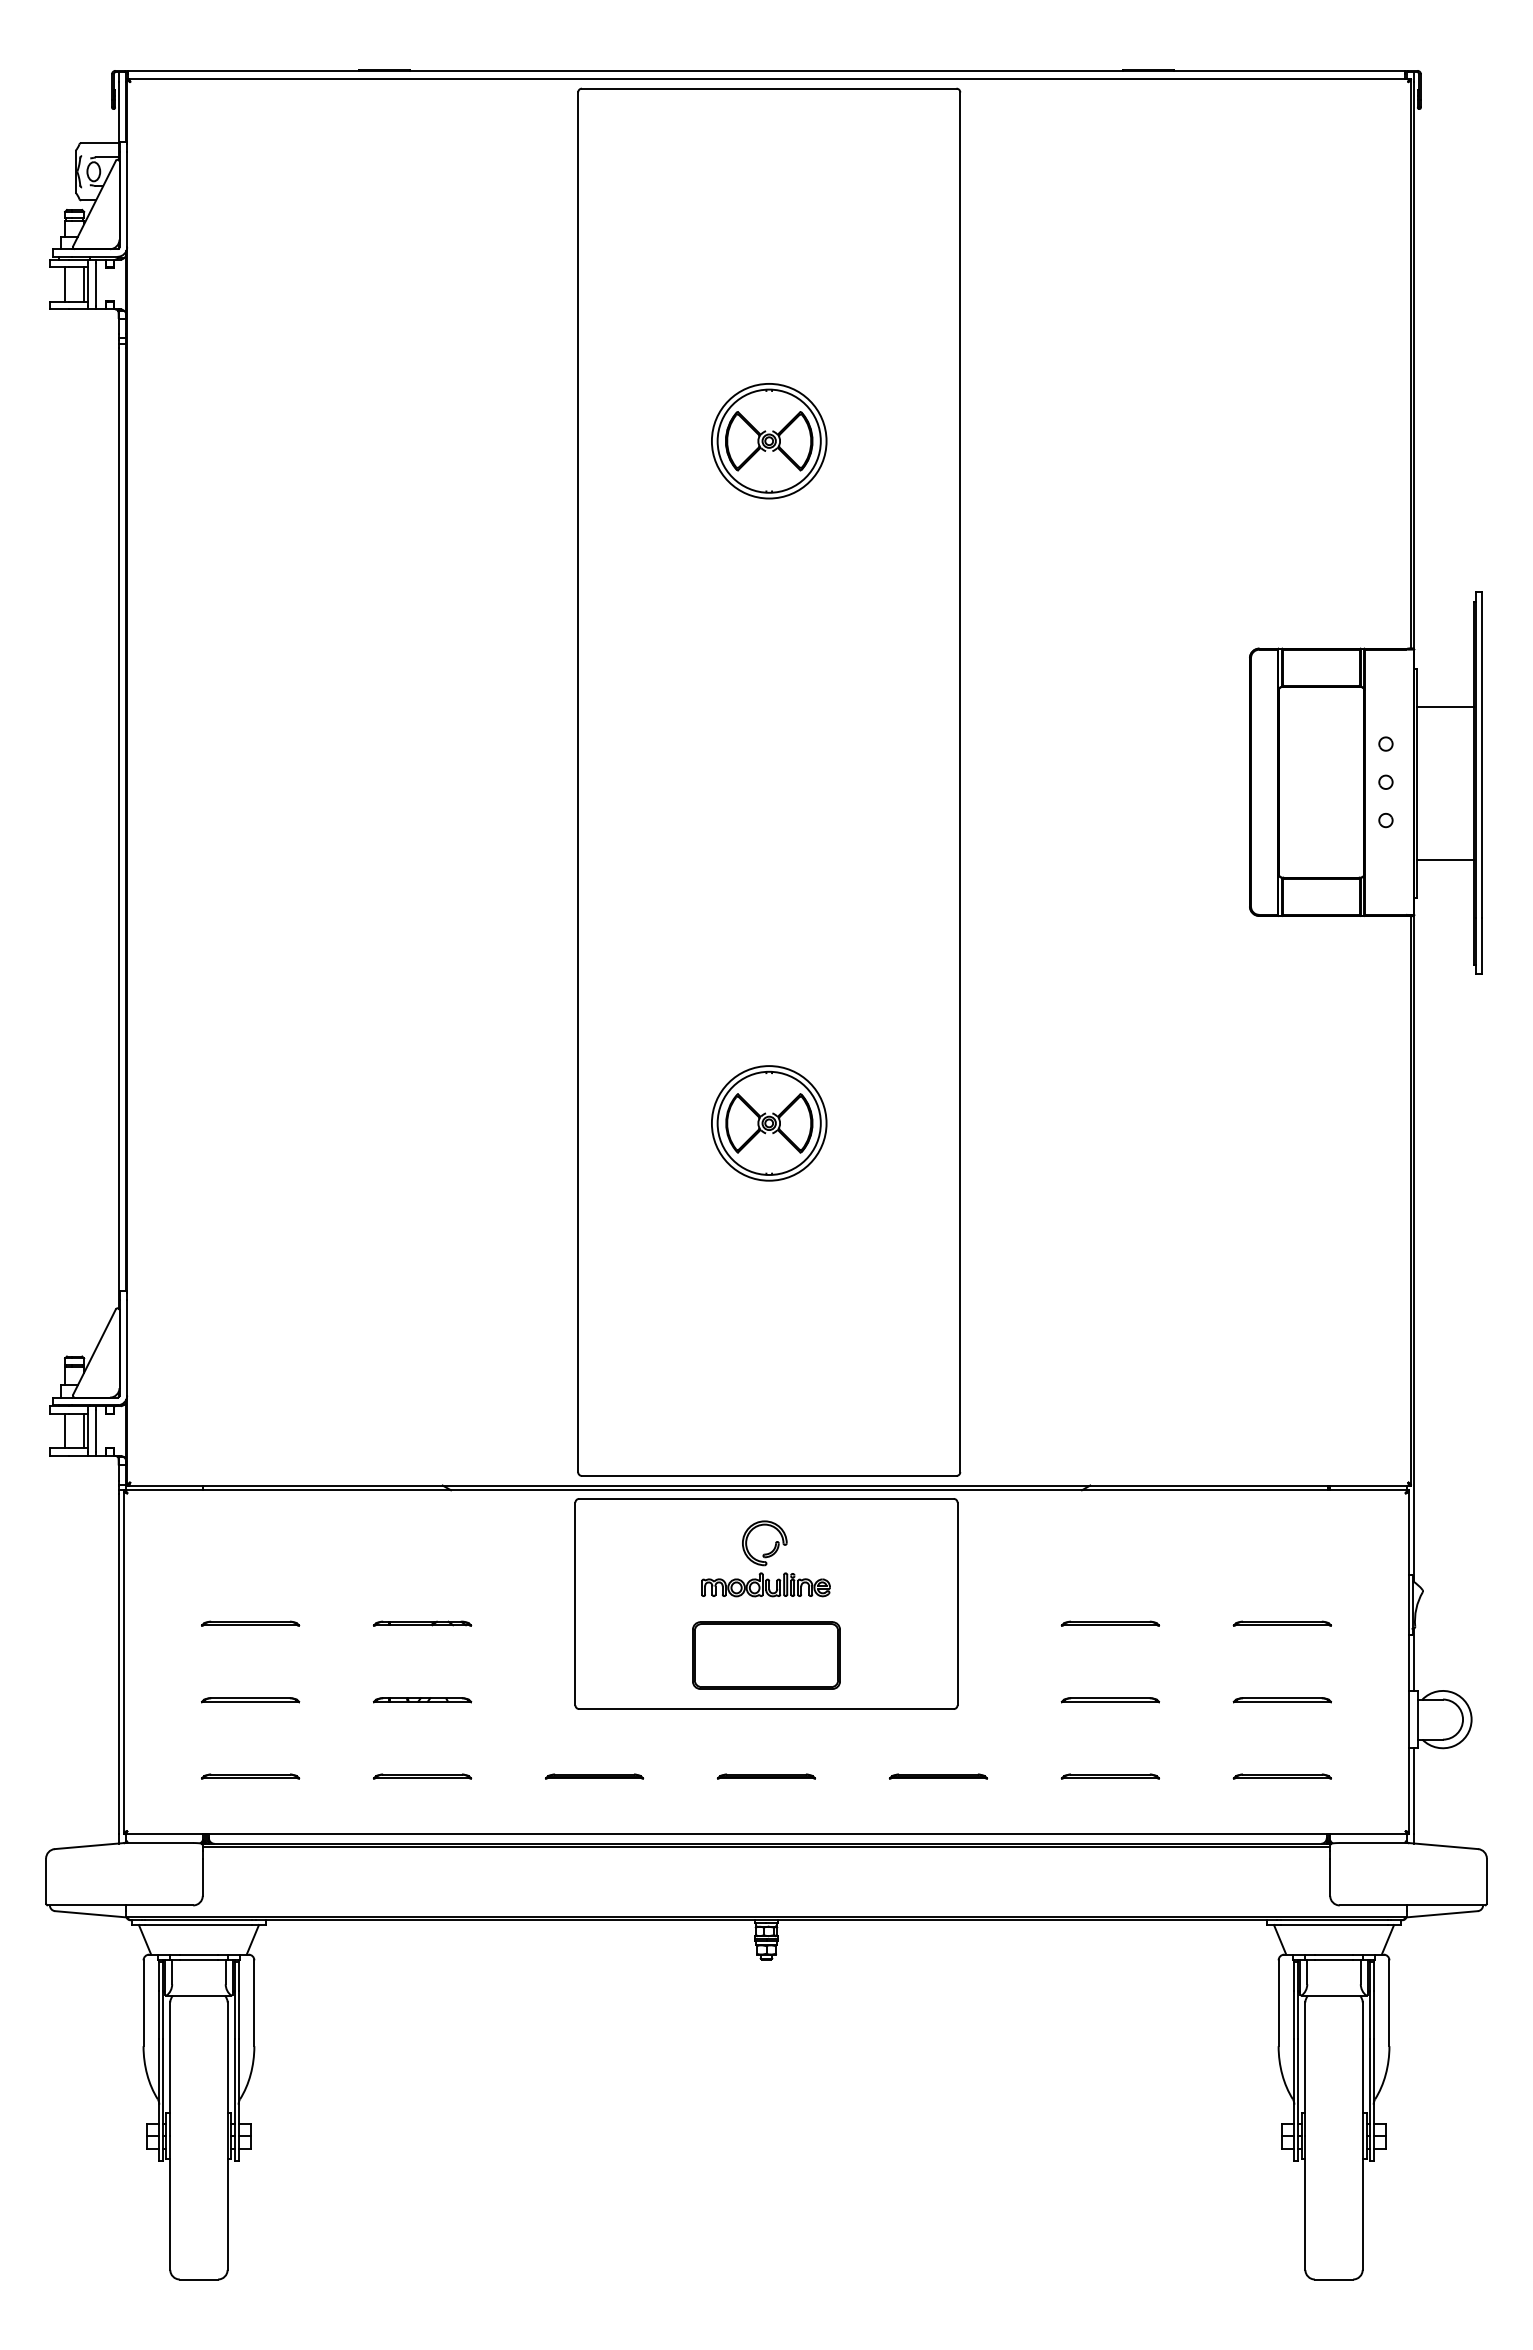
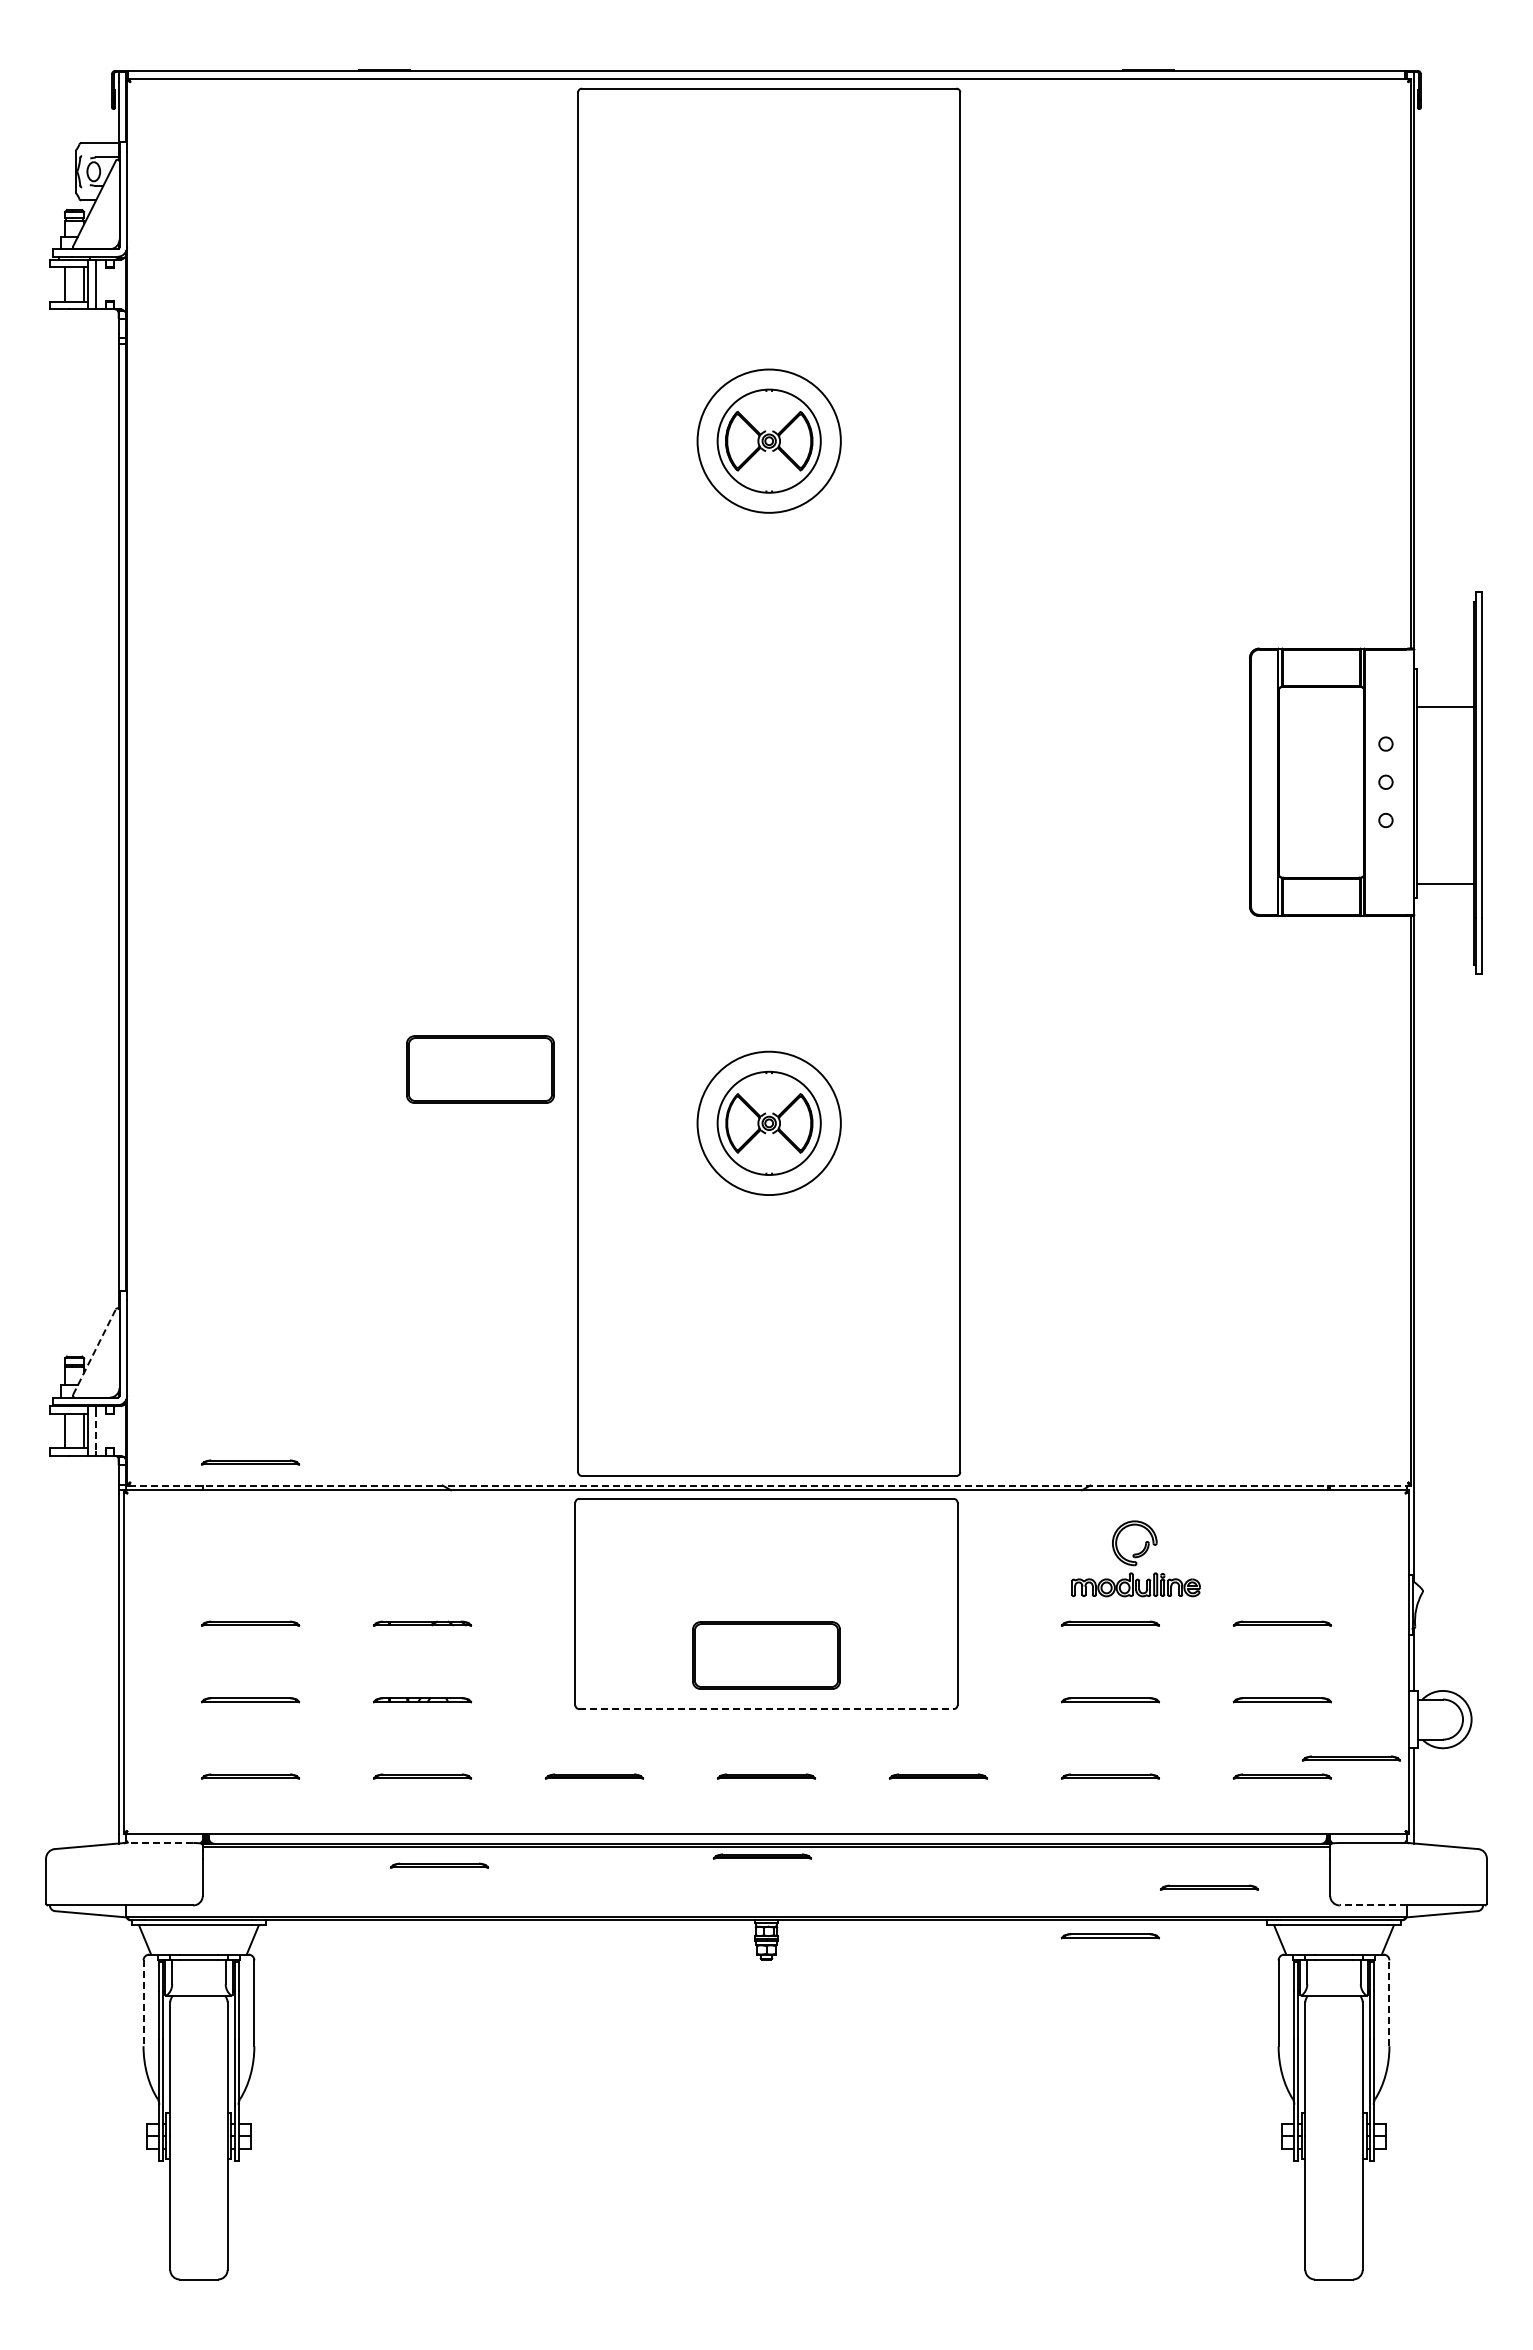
circle diameter: 115 px -> 143 px (768, 440)
line position: (1444, 859) -> (1444, 883) (1444, 883)
part: none -> present (480, 1069)
circle diameter: 115 px -> 143 px (768, 1123)
line: solid -> dashed (94, 1352)
line: solid -> dashed (95, 1431)
part: none -> present (250, 1462)
line: solid -> dashed (769, 1485)
part position: (765, 1558) -> (1135, 1558) (1135, 1558)
line: solid -> dashed (767, 1709)
part: none -> present (1350, 1758)
line: solid -> dashed (159, 1843)
part: none -> present (761, 1856)
part: none -> present (439, 1865)
part: none -> present (1208, 1887)
line: solid -> dashed (1372, 1905)
part: none -> present (1109, 1936)
line: solid -> dashed (143, 2003)
line: solid -> dashed (1389, 2003)
